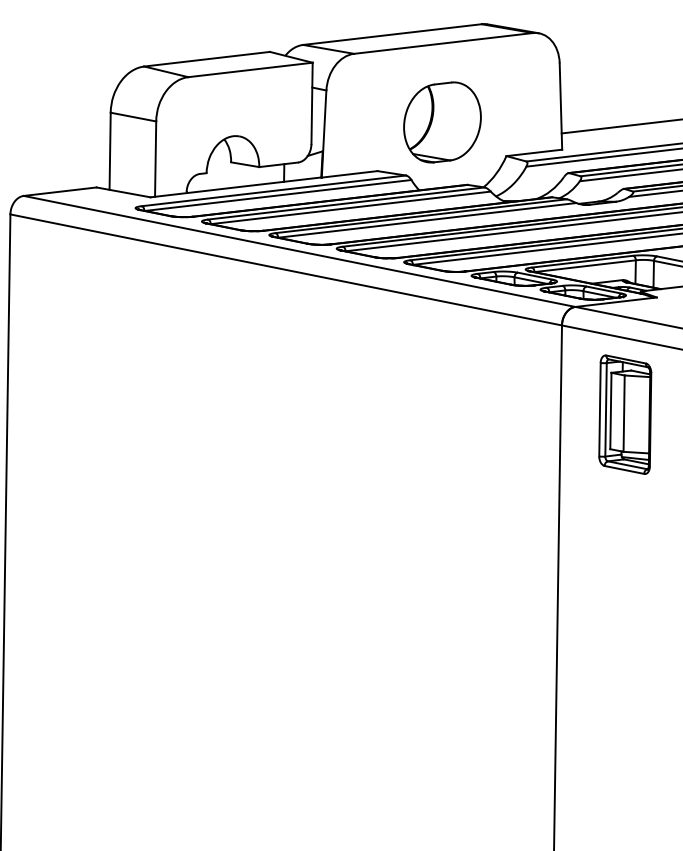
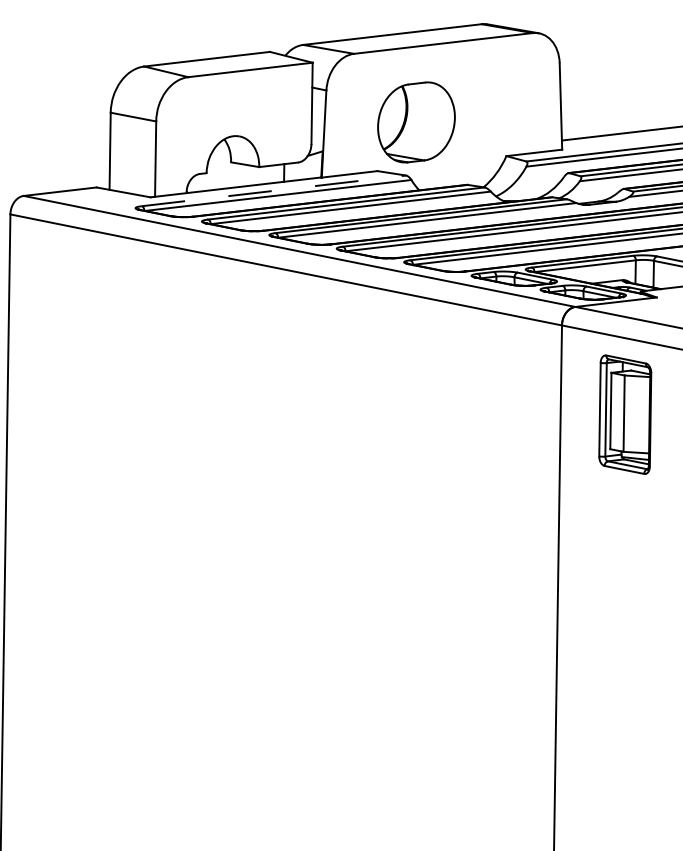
part position: (442, 122) -> (416, 122) (416, 122)
line position: (620, 126) -> (620, 133) (620, 133)
line: solid -> dashed (274, 190)
